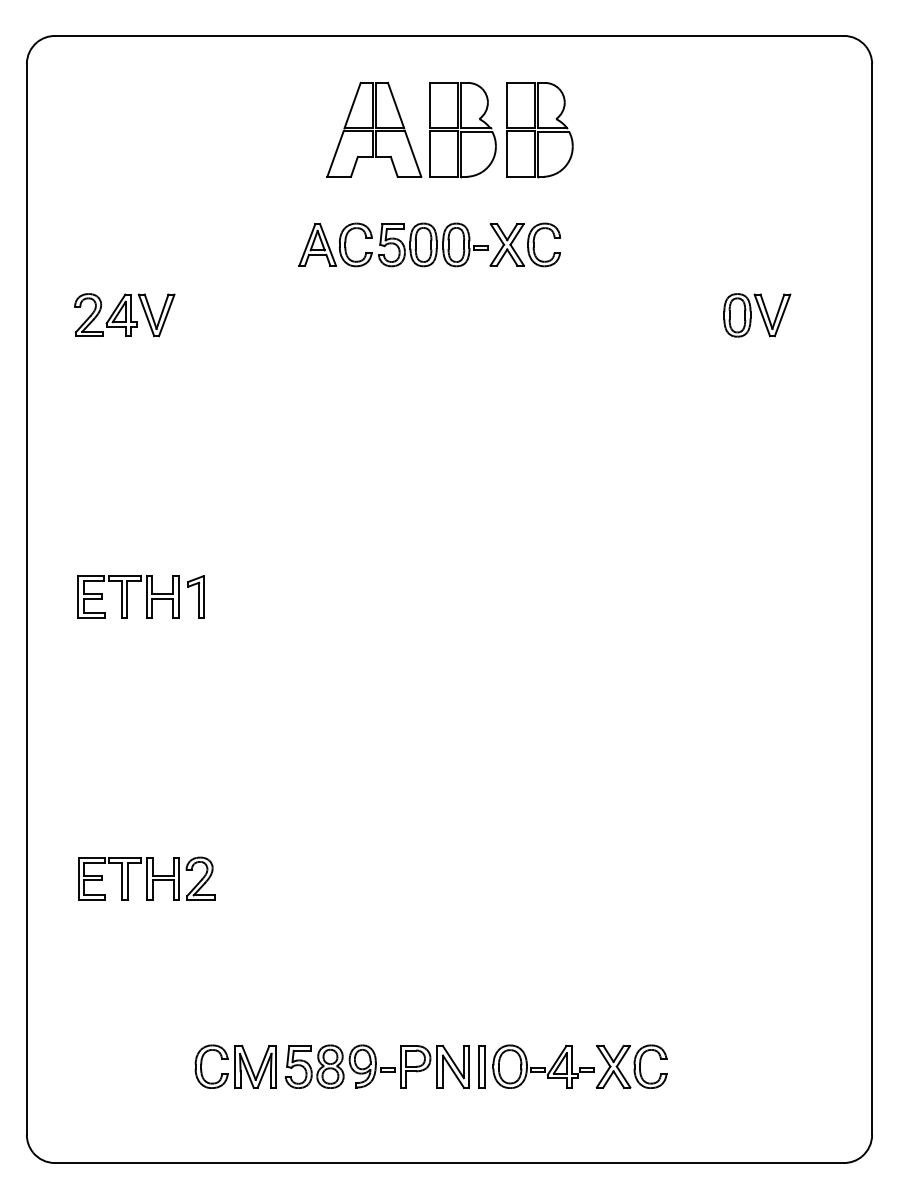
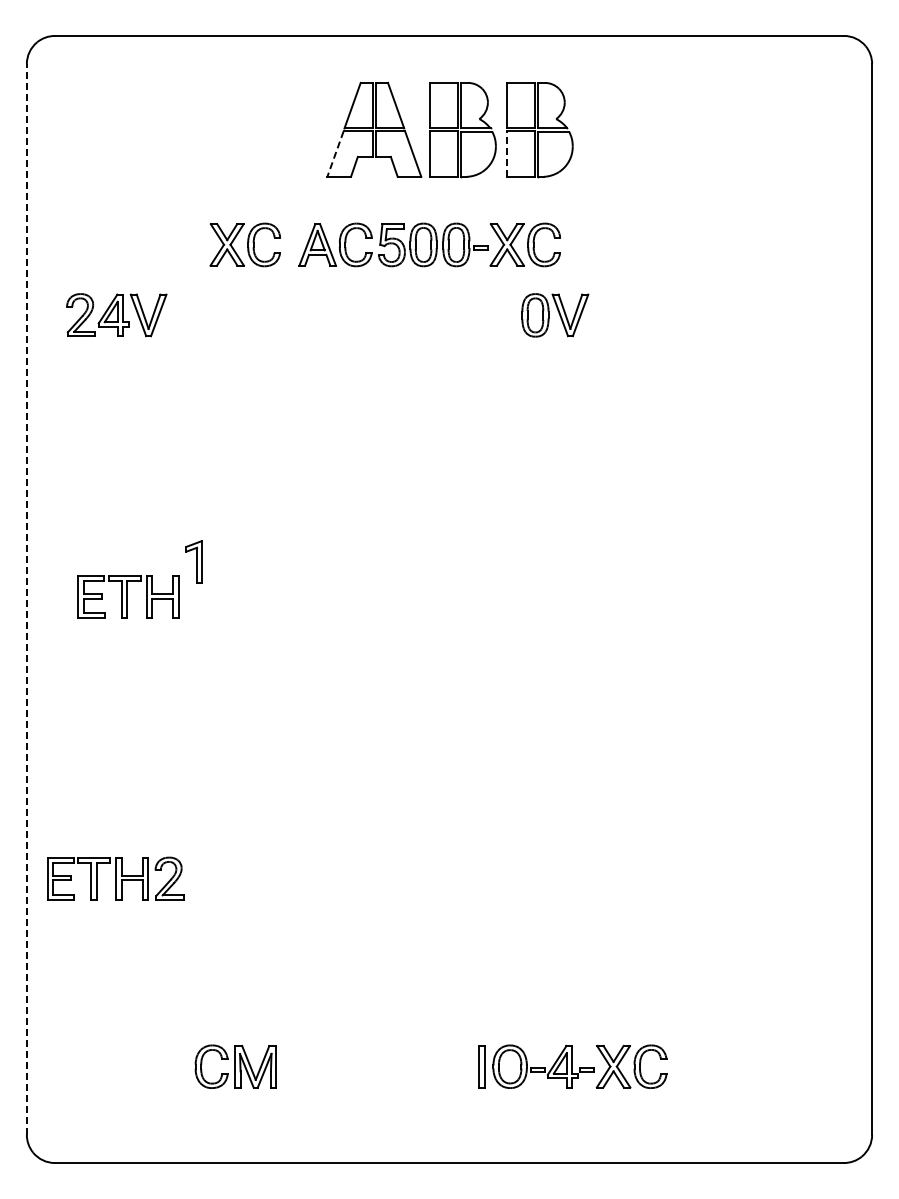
line: solid -> dashed (335, 154)
line: solid -> dashed (506, 154)
part: none -> present (244, 244)
part position: (124, 315) -> (116, 315) (116, 315)
part position: (757, 315) -> (555, 315) (555, 315)
part position: (195, 596) -> (193, 561) (193, 561)
line: solid -> dashed (26, 598)
part position: (146, 878) -> (115, 878) (115, 878)
part: present -> none (376, 1066)
